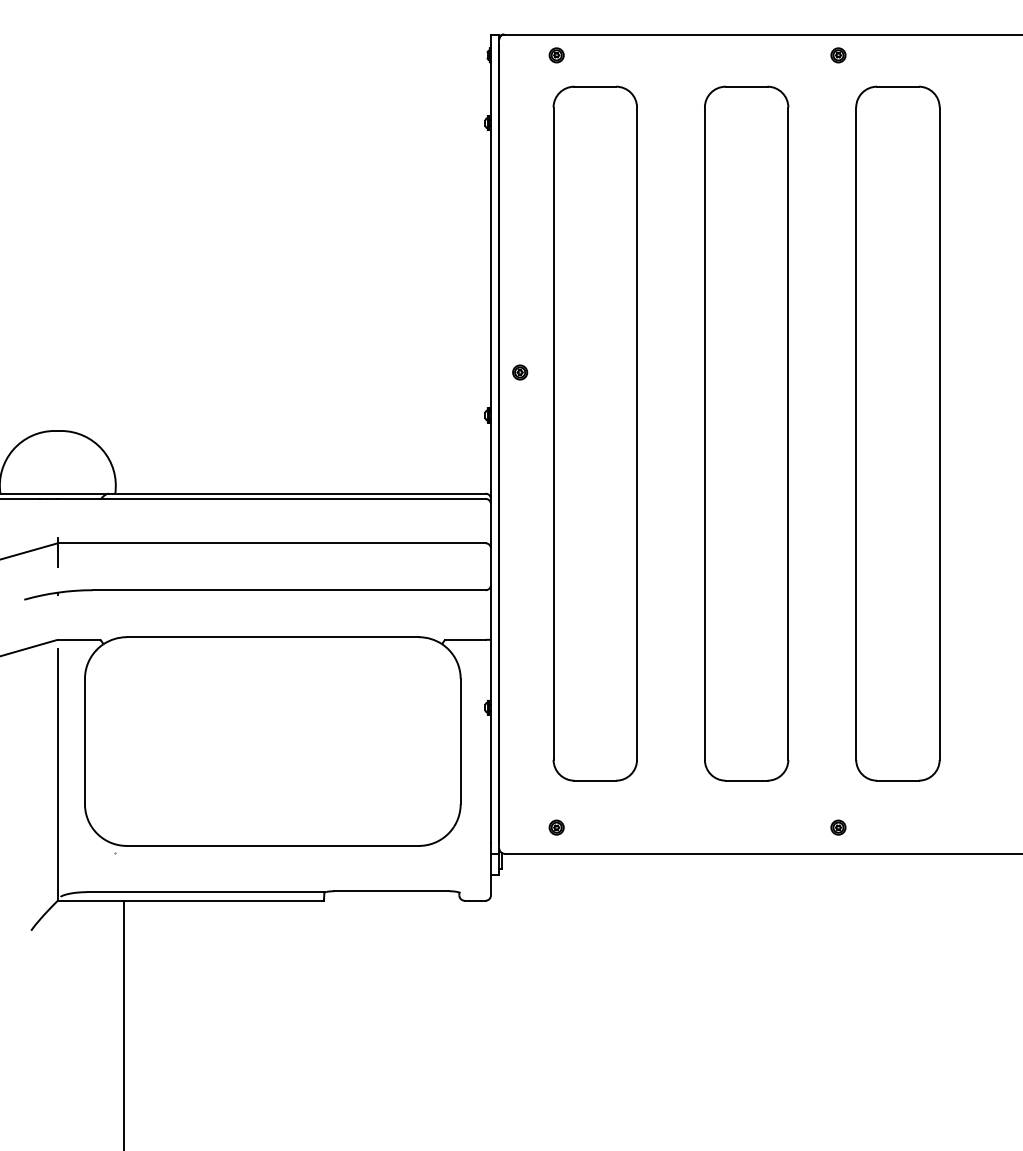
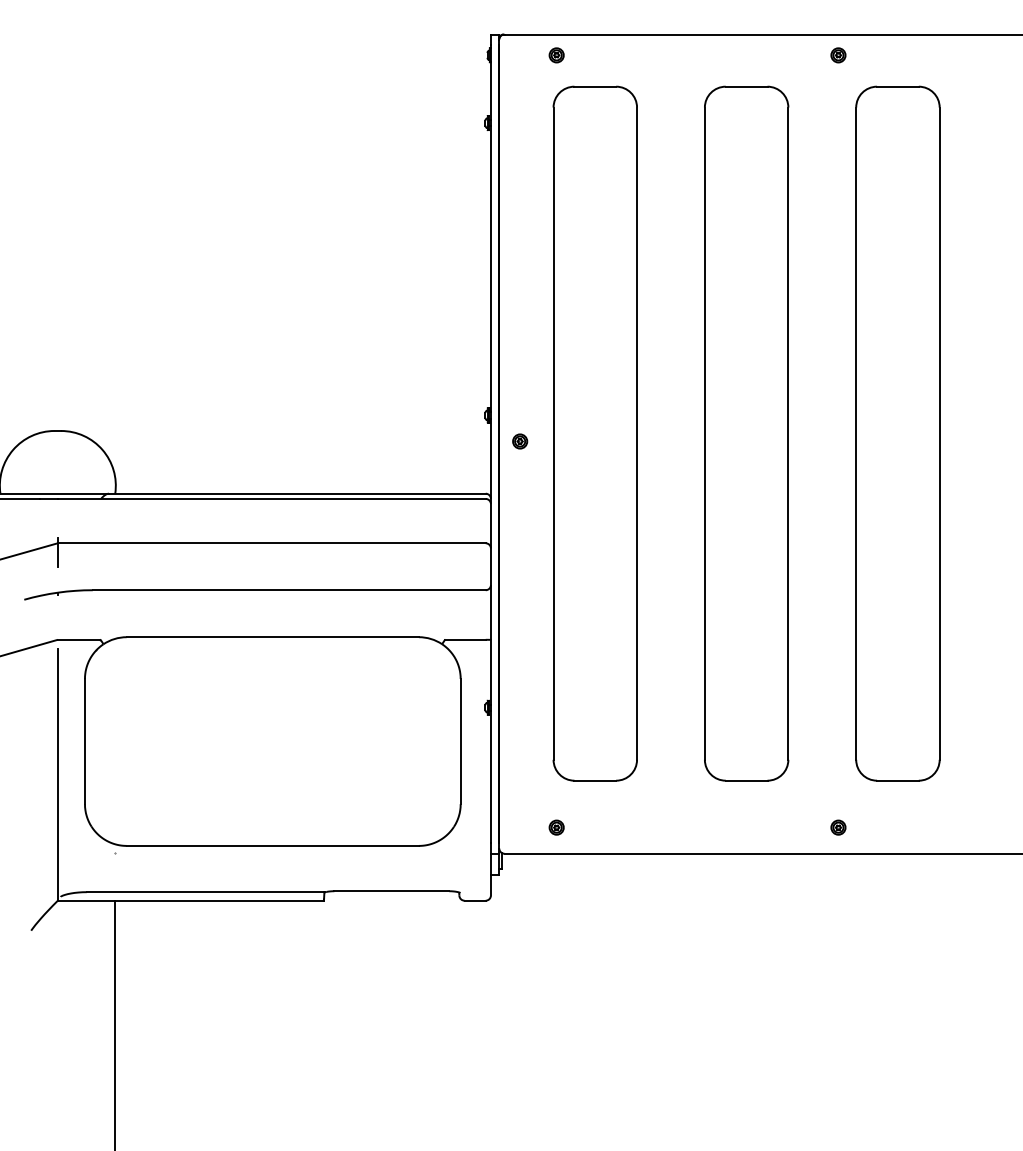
part position: (520, 372) -> (520, 441) (520, 441)
line position: (124, 1023) -> (115, 1023) (115, 1023)
